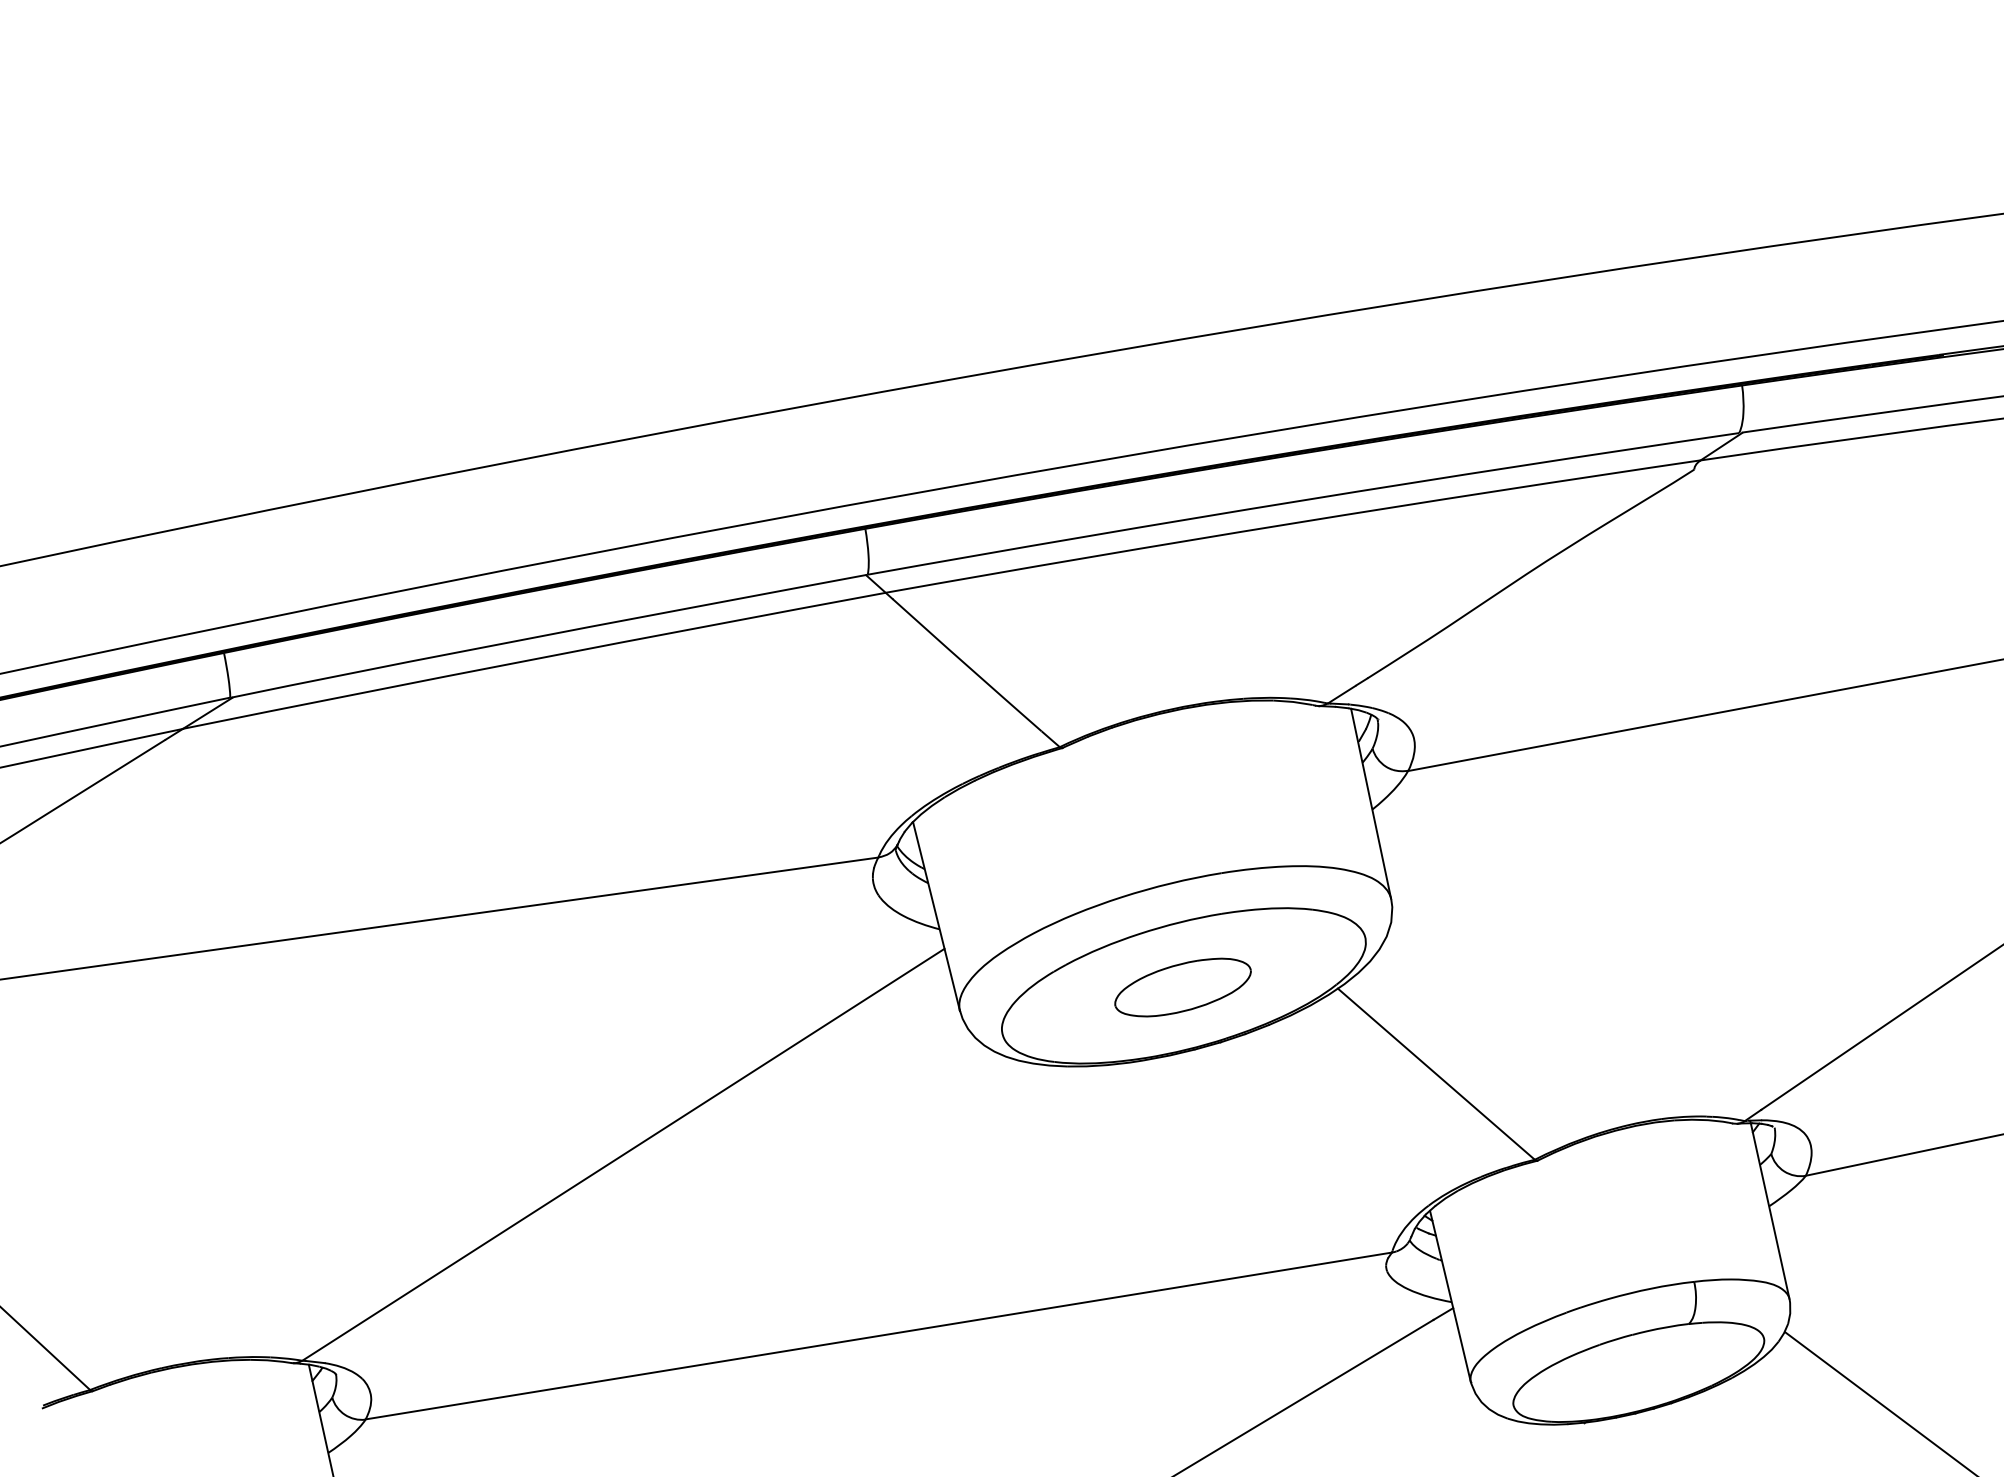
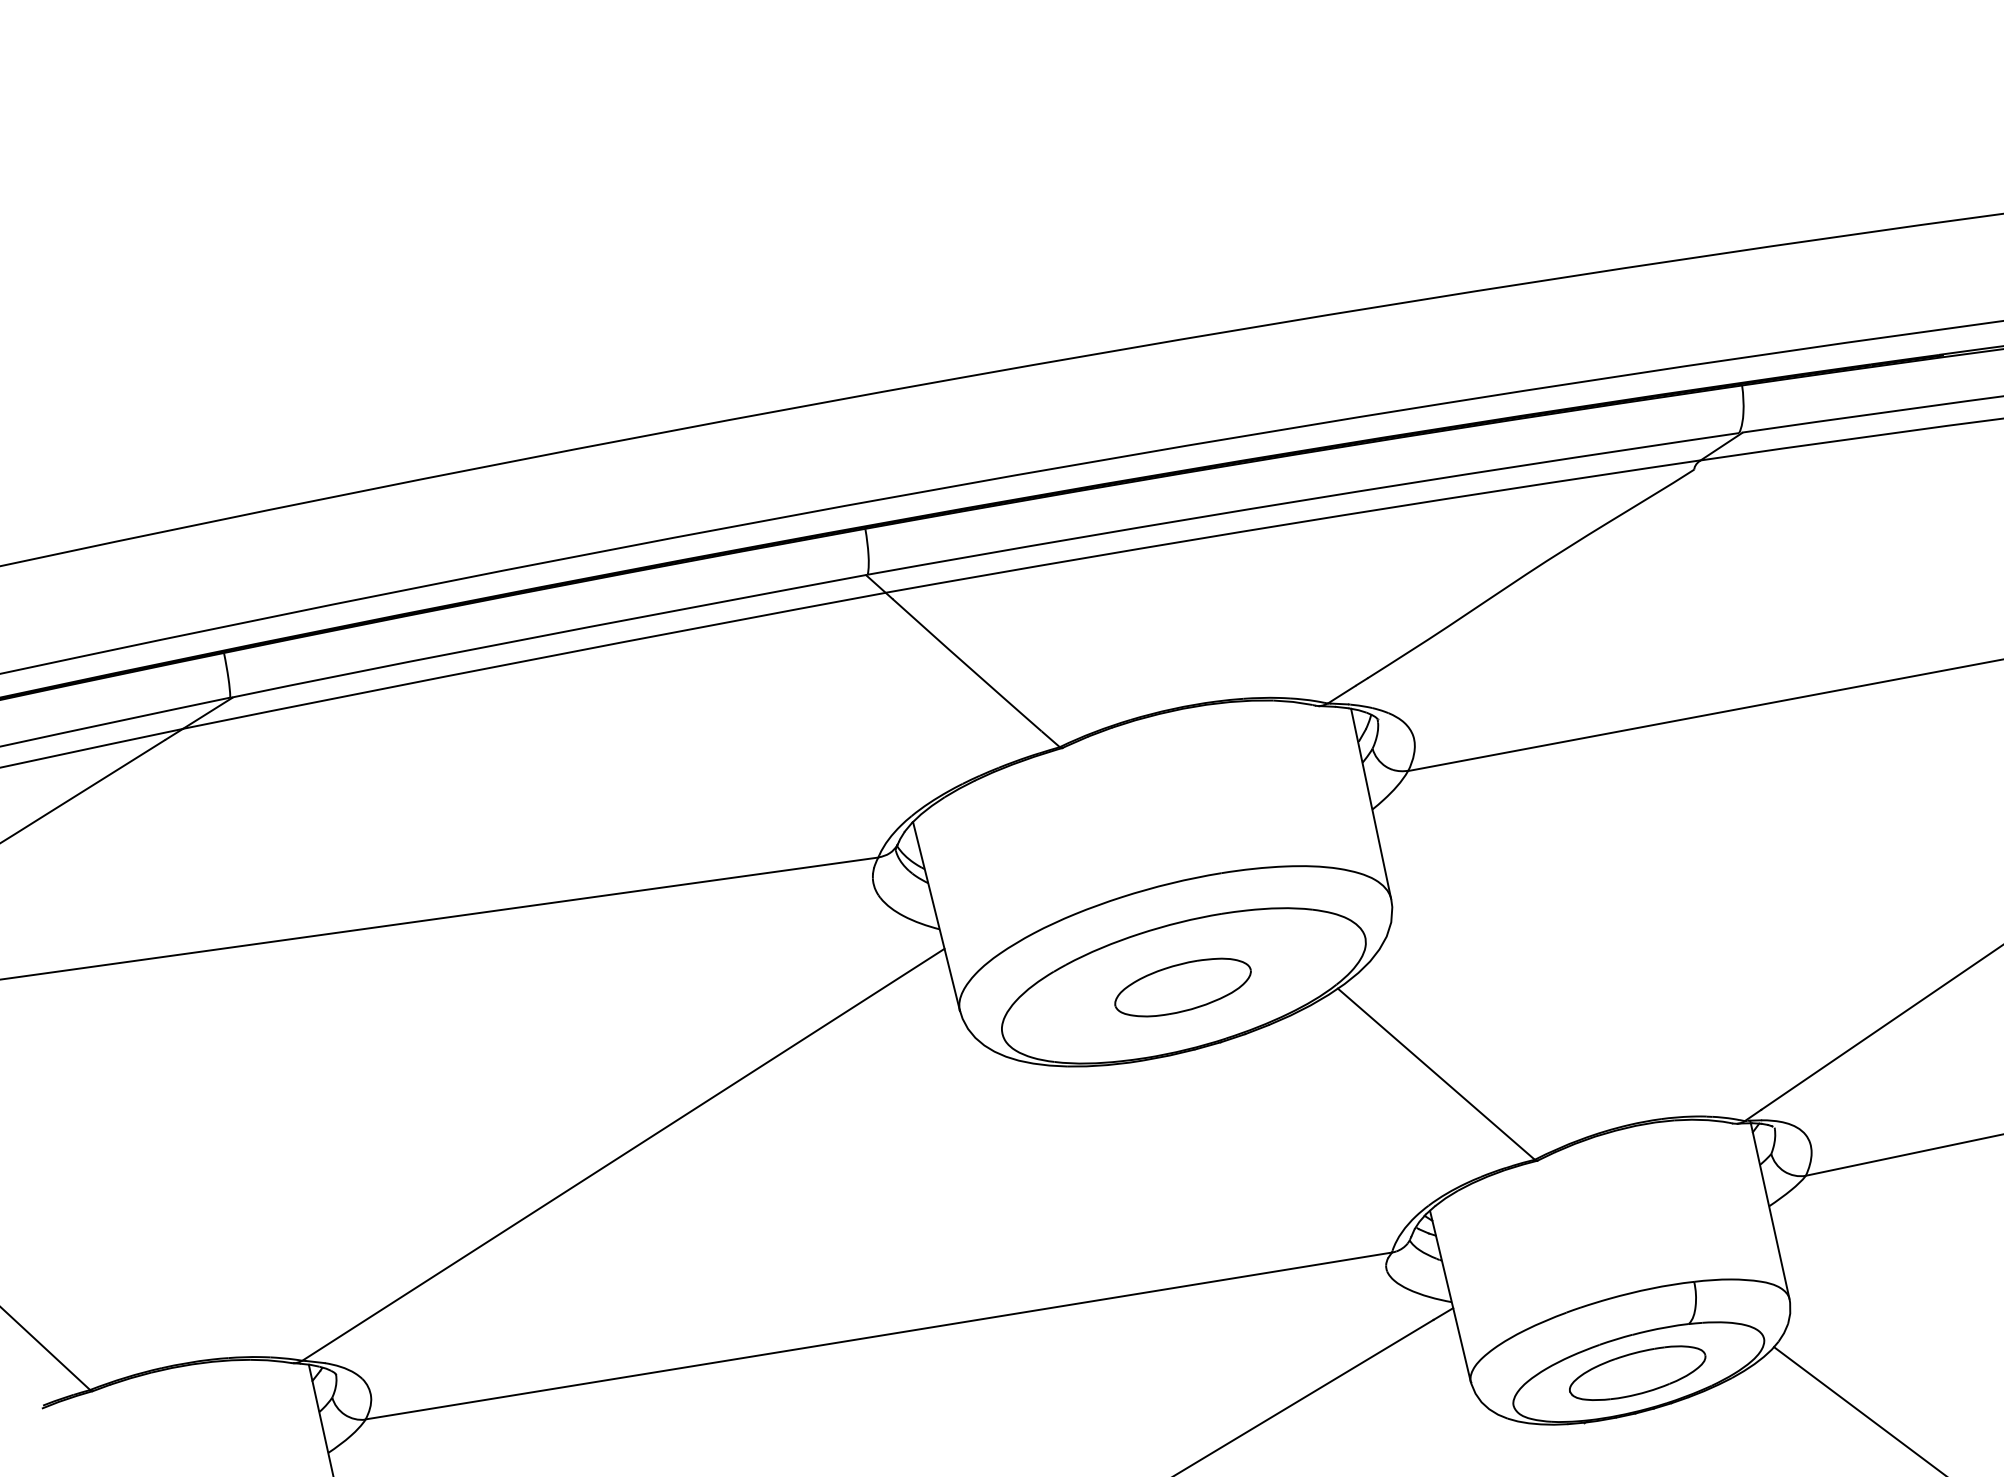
part: none -> present (1637, 1372)
line position: (1879, 1402) -> (1858, 1410) (1858, 1410)
